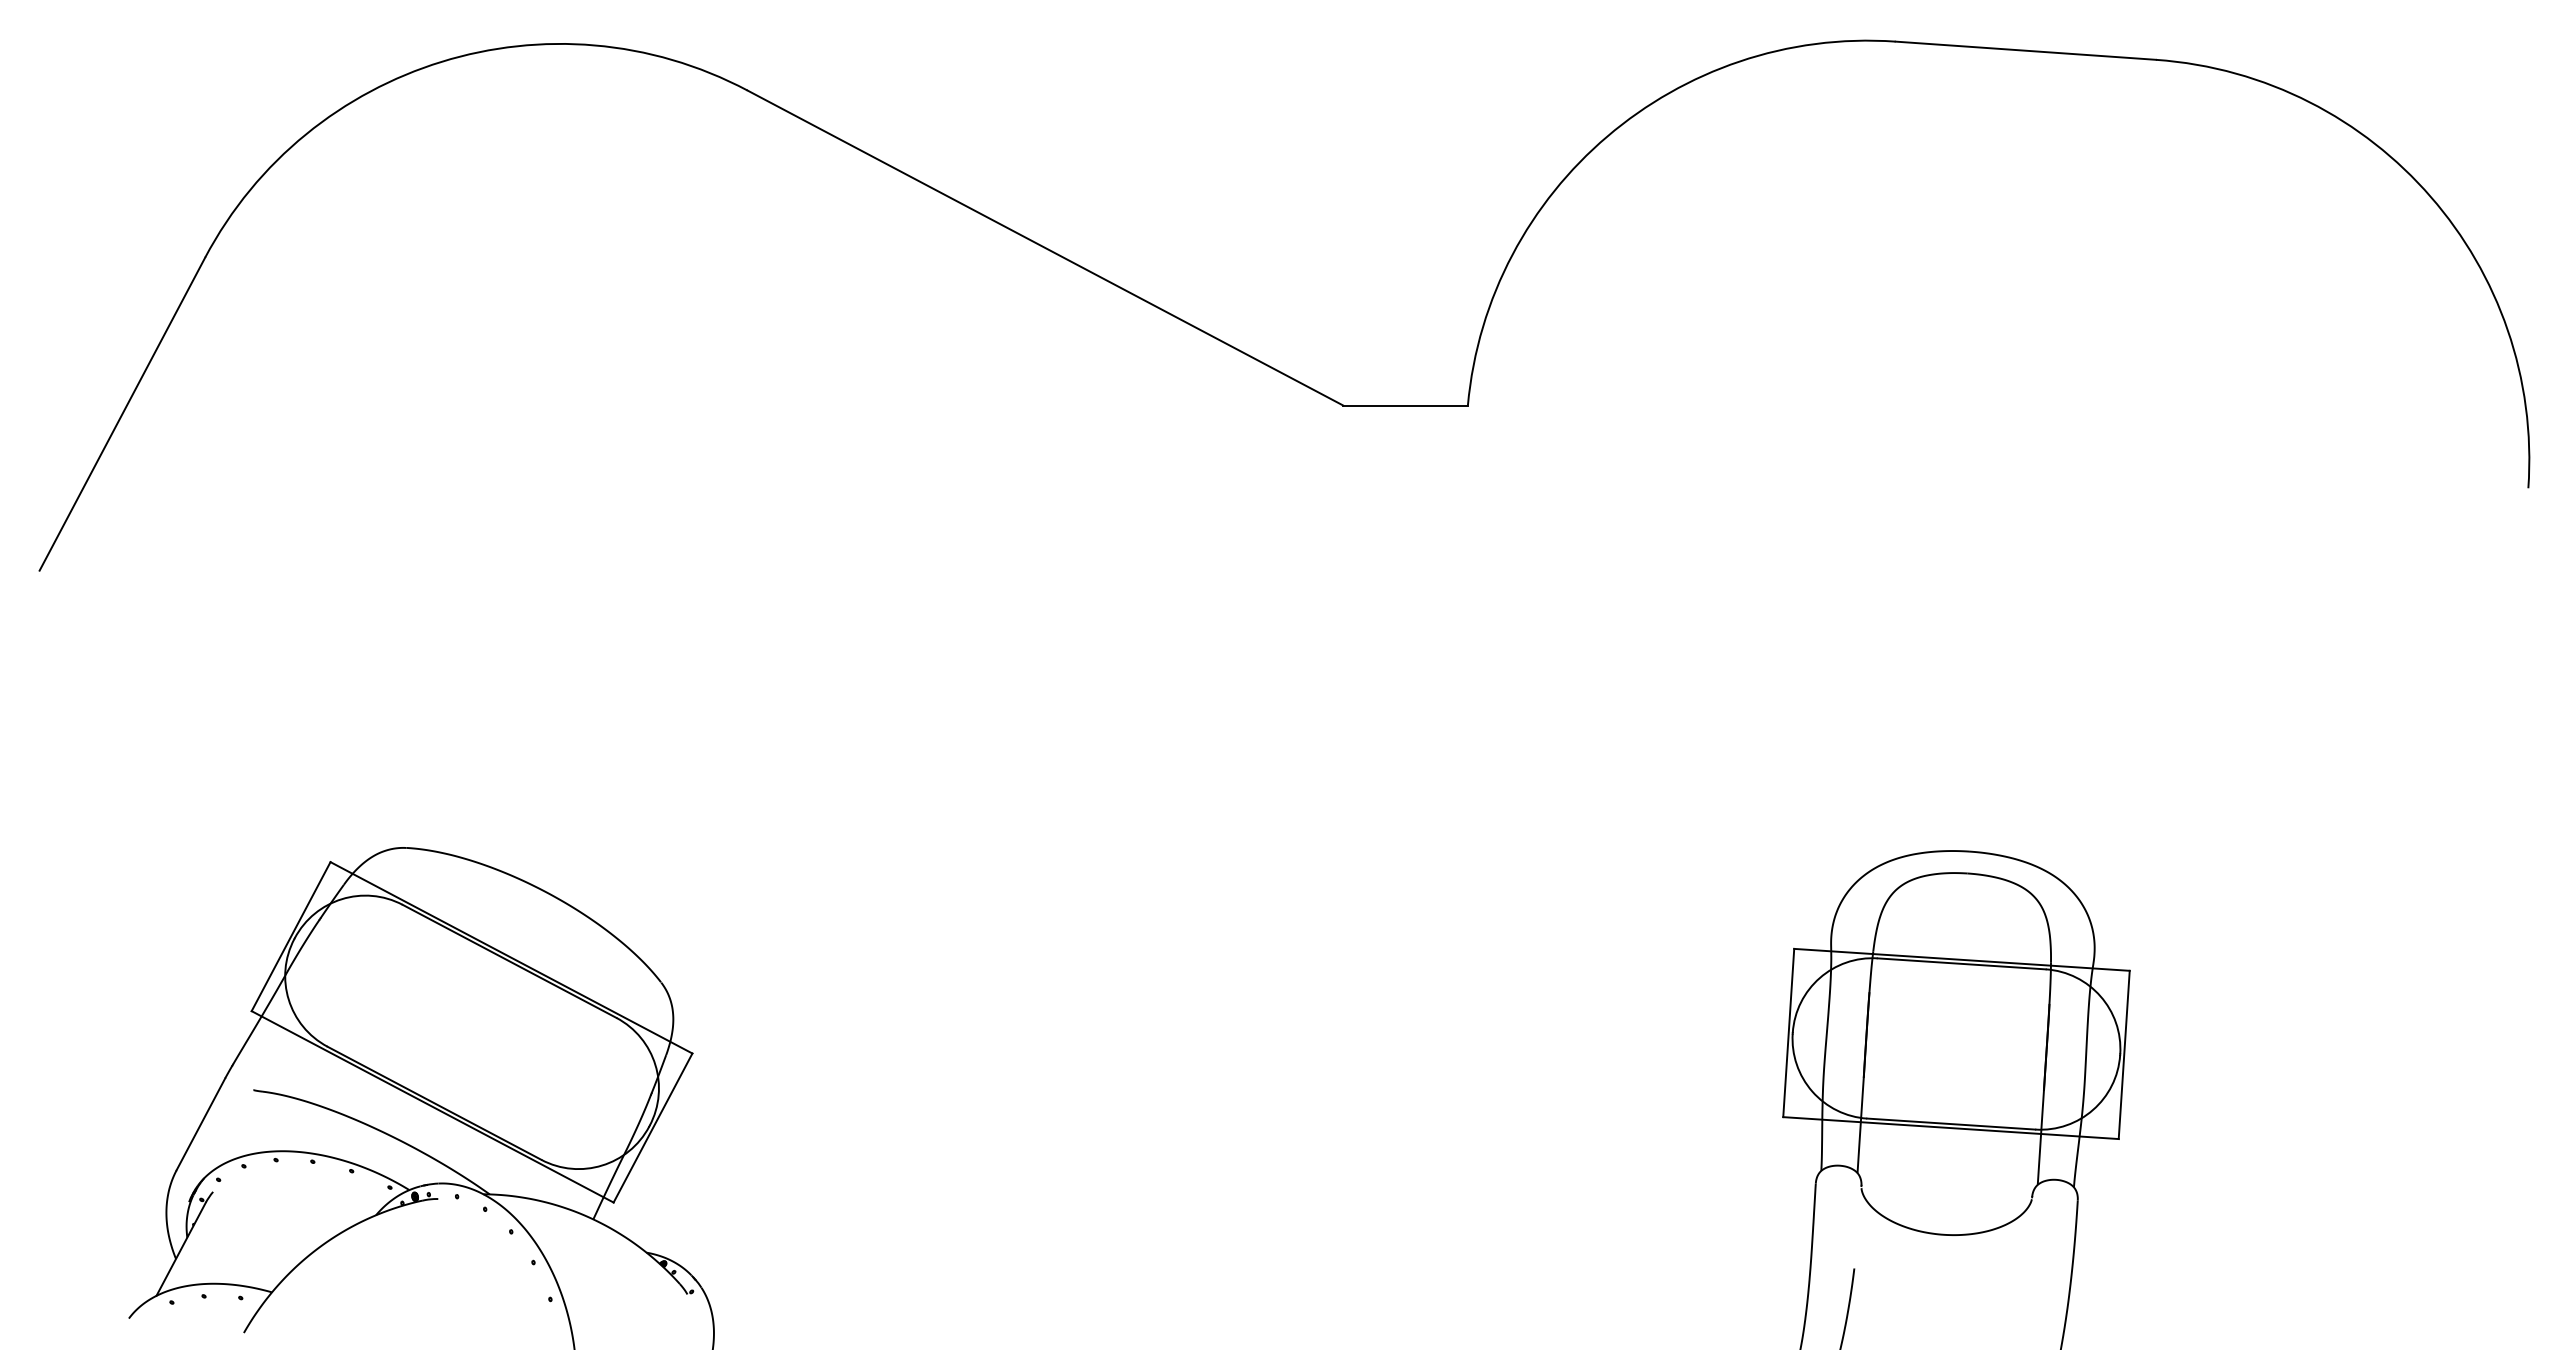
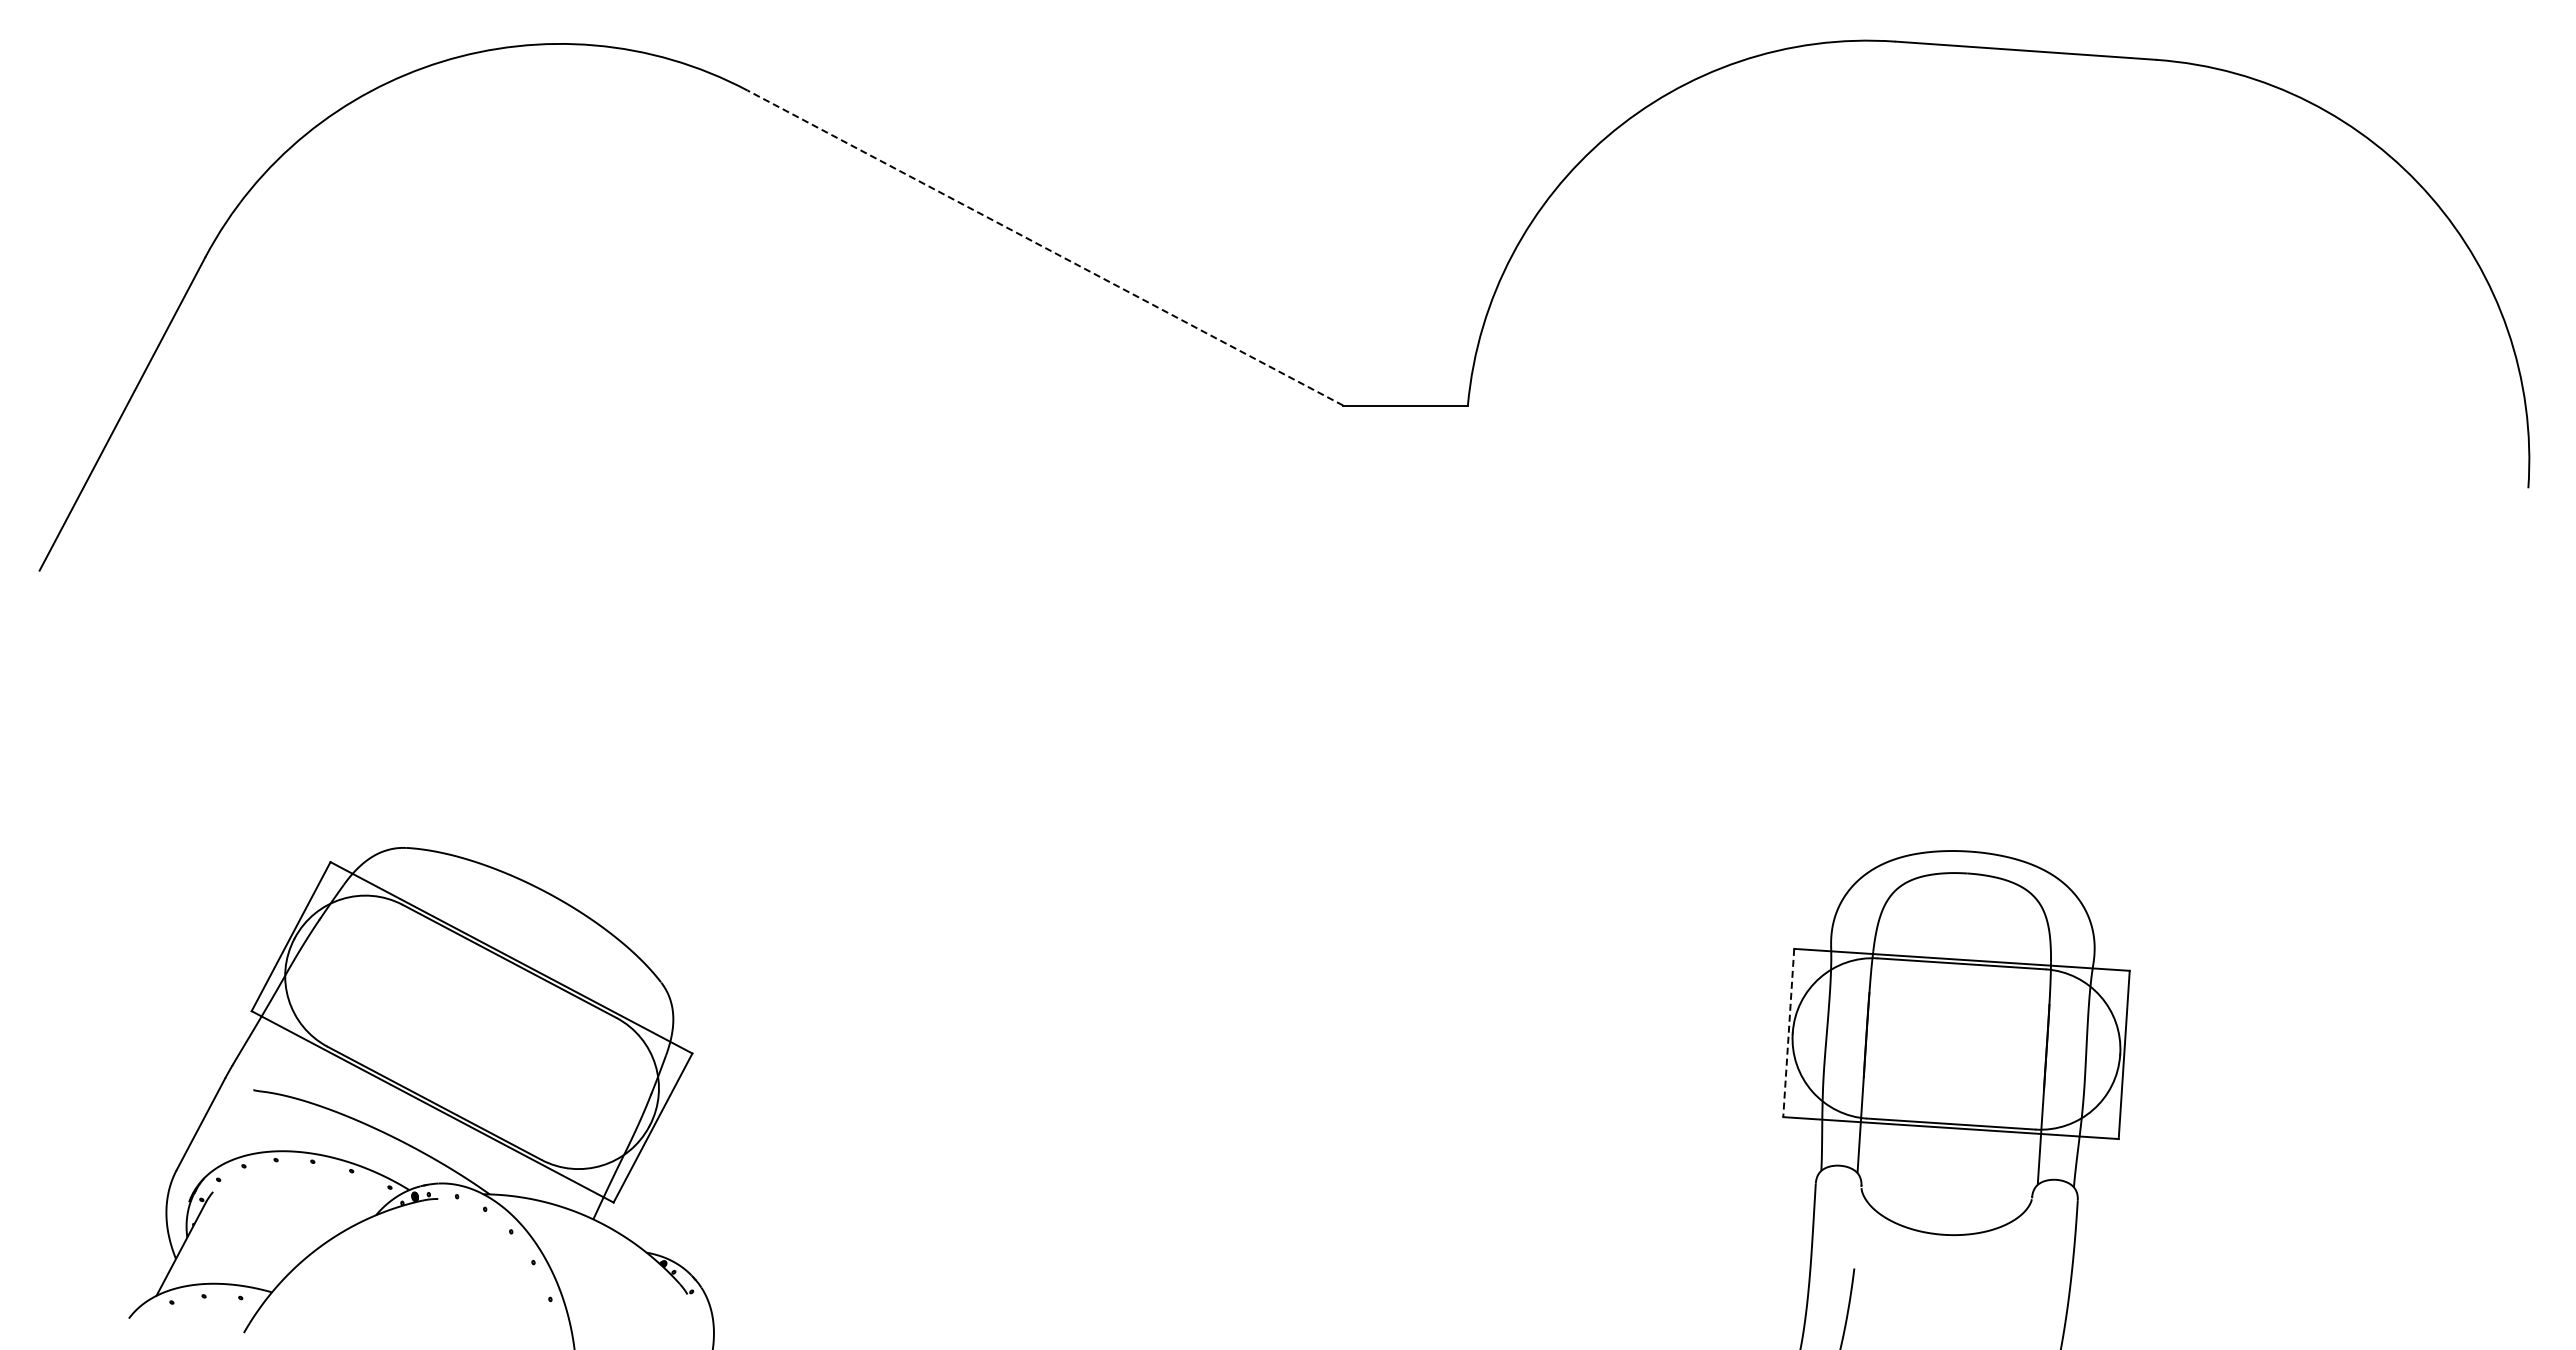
line: solid -> dashed (1045, 248)
line: solid -> dashed (1788, 1033)
